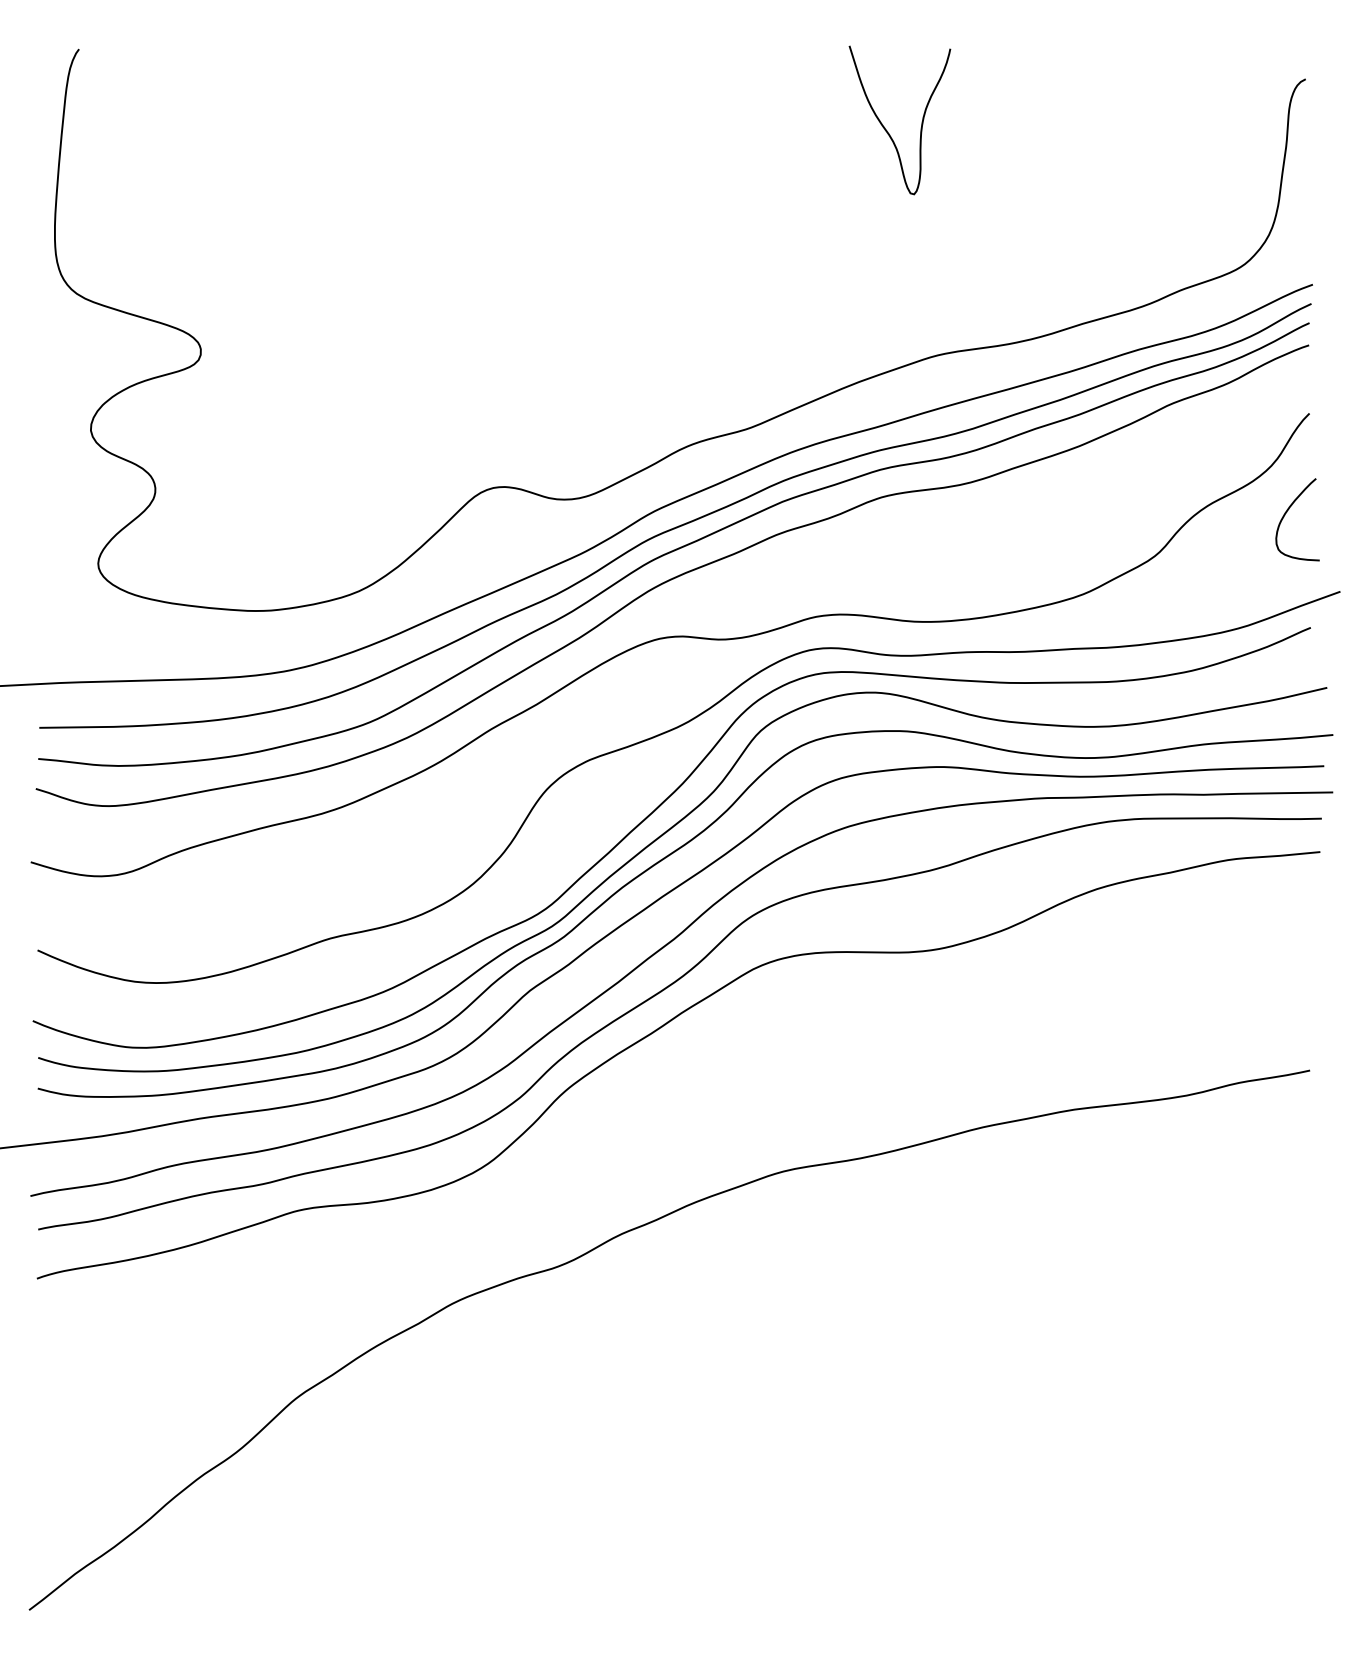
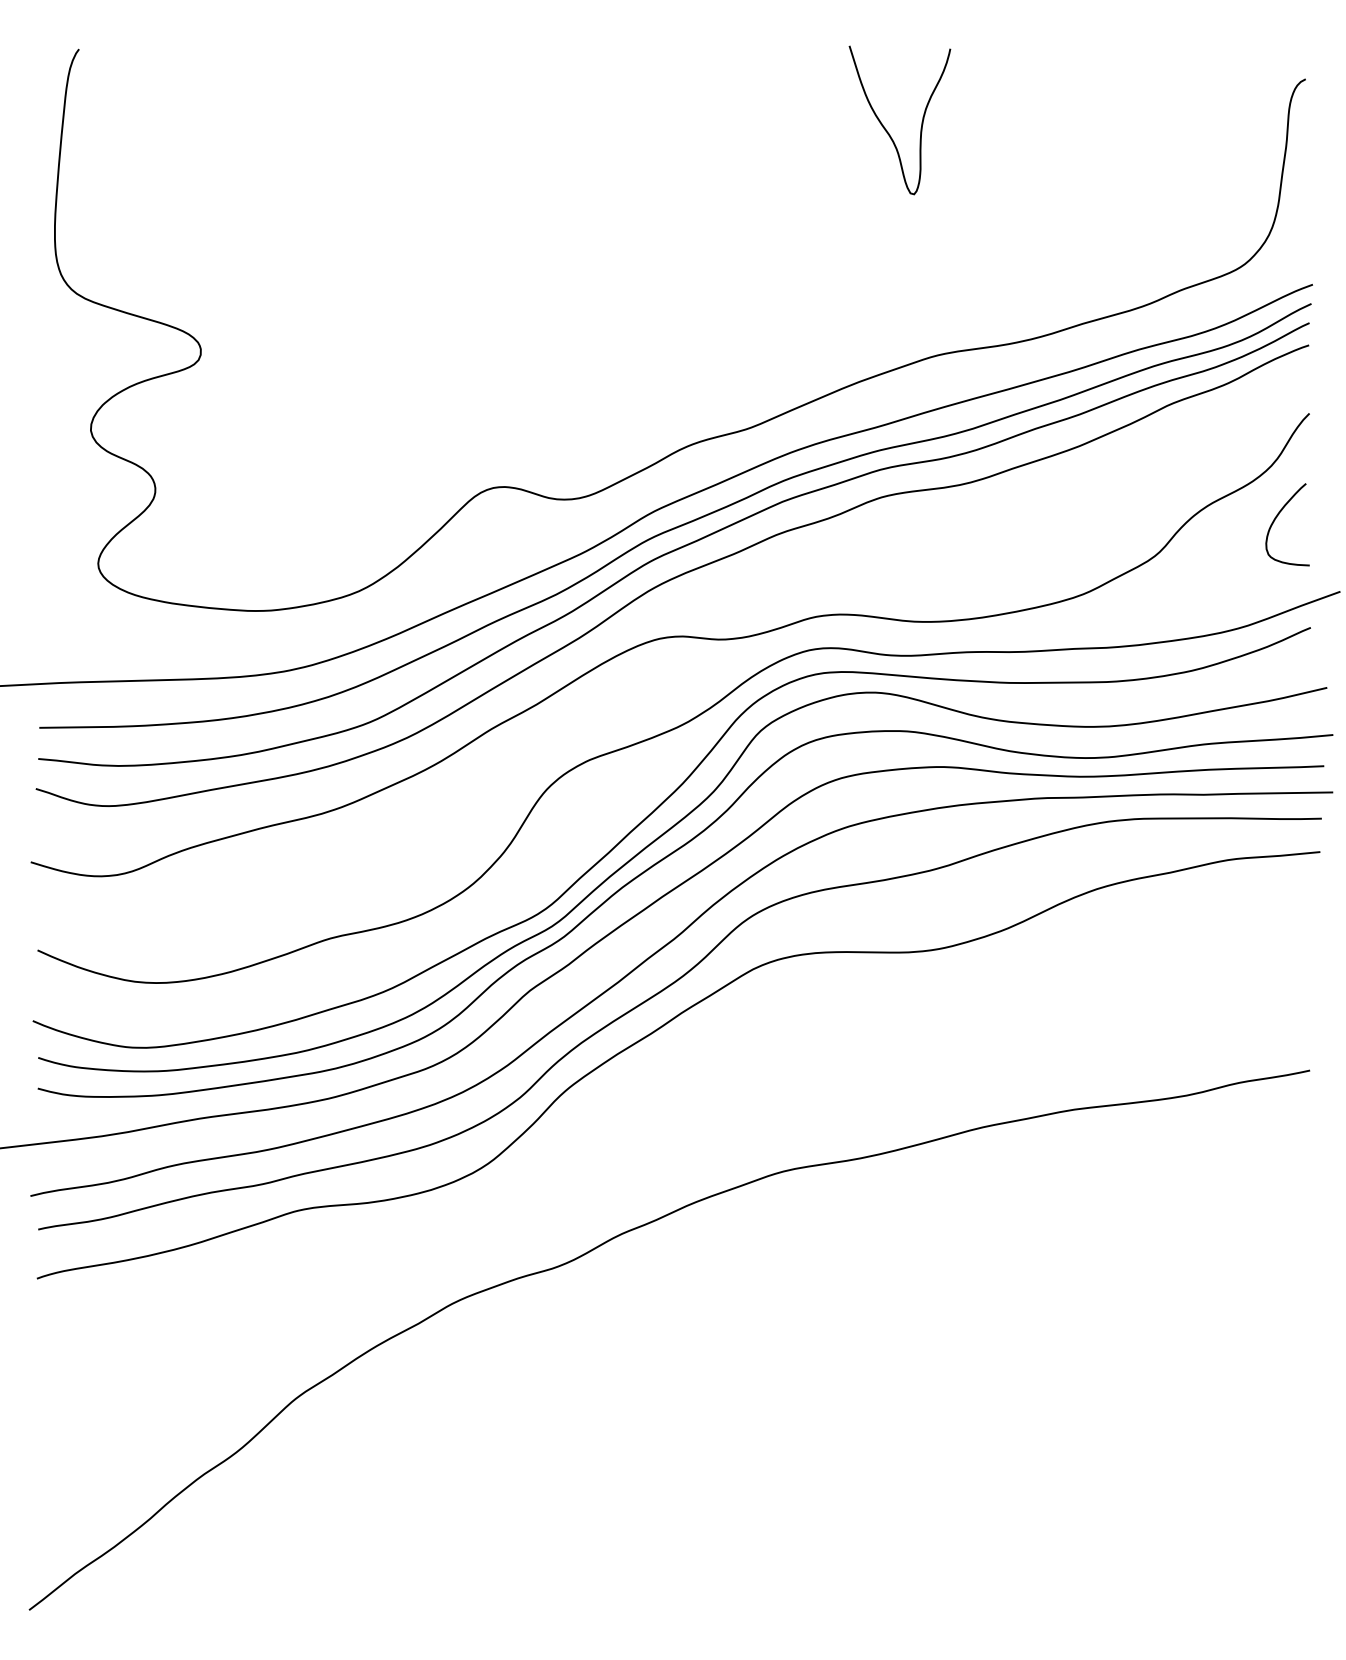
curve position: (1287, 512) -> (1277, 517) (1277, 517)
